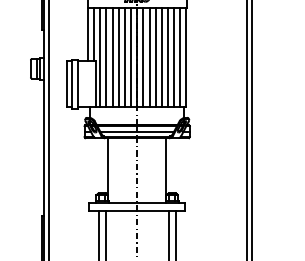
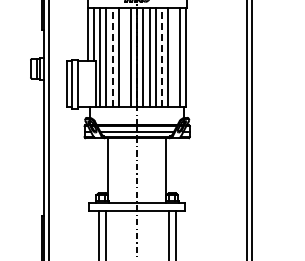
line: solid -> dashed (112, 57)
line: present -> none (124, 57)
line: solid -> dashed (161, 57)
line: present -> none (174, 57)
